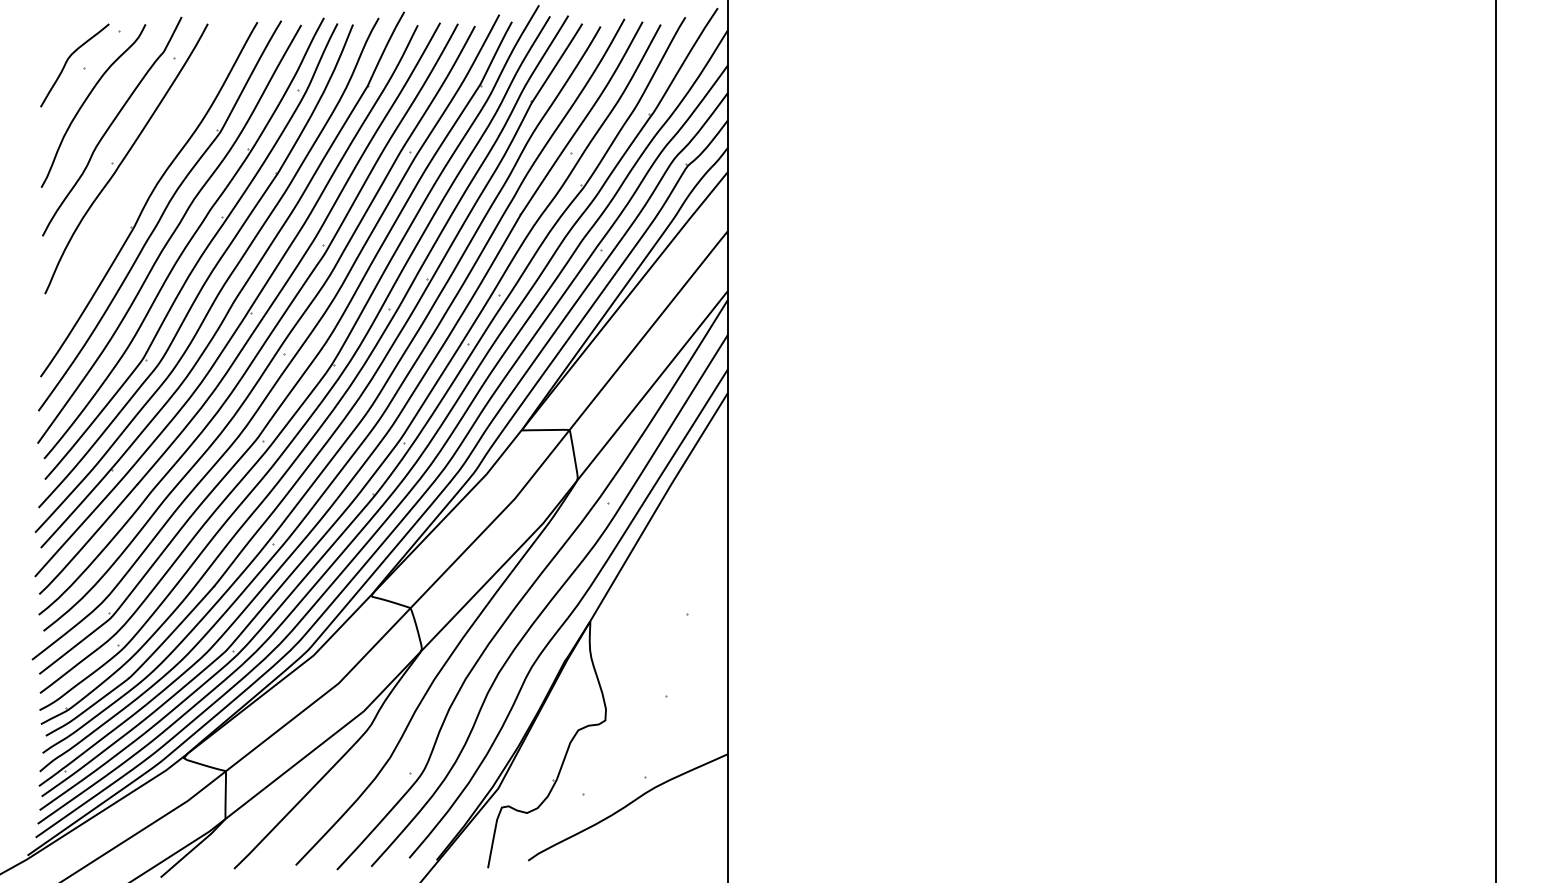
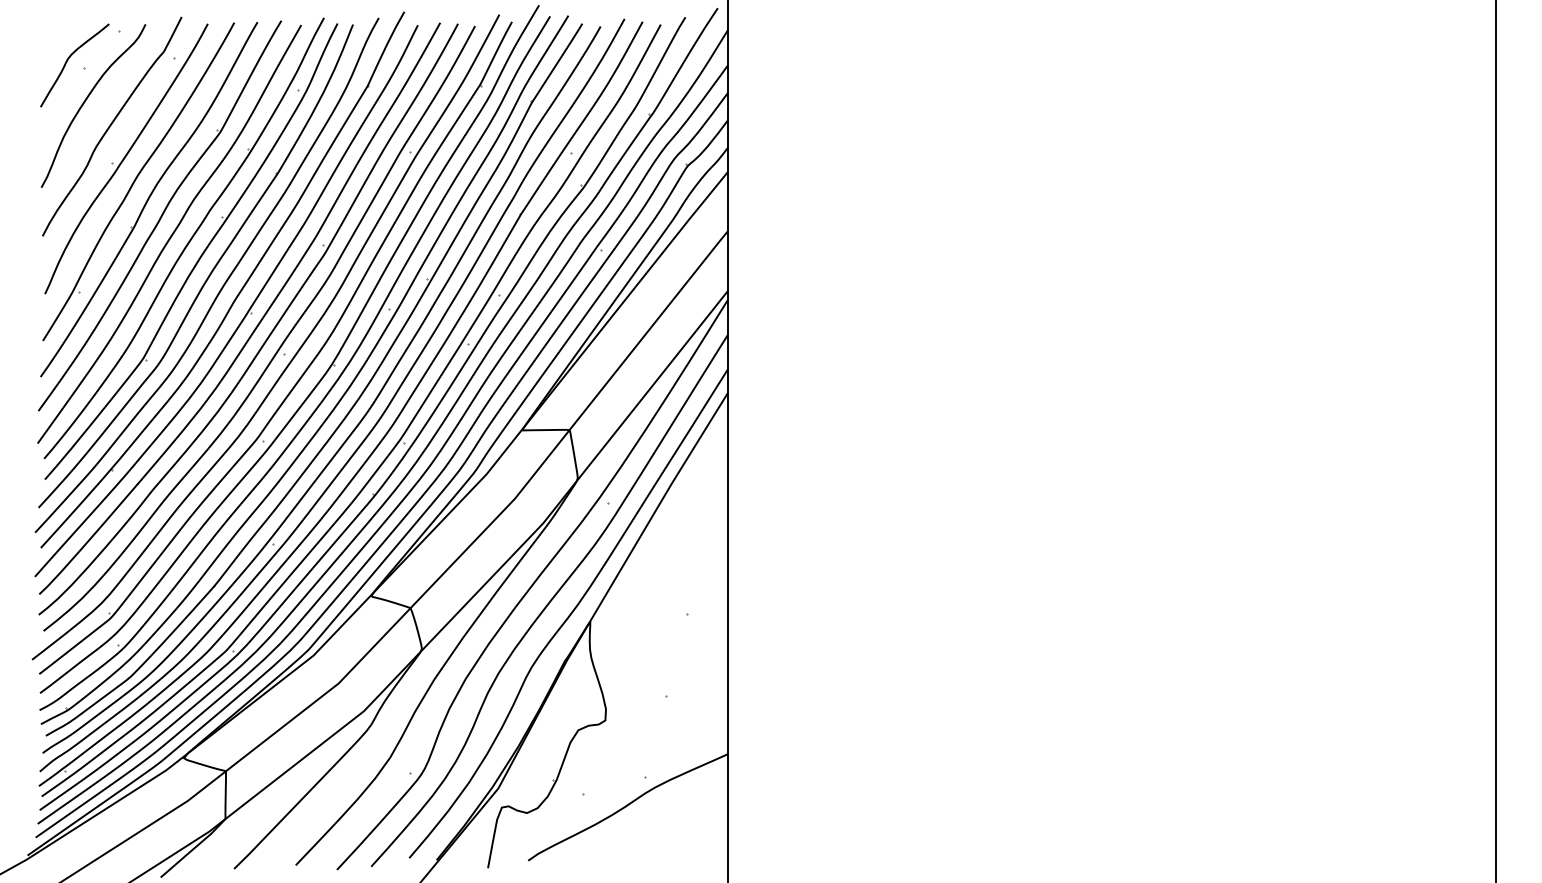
part: none -> present (138, 181)
